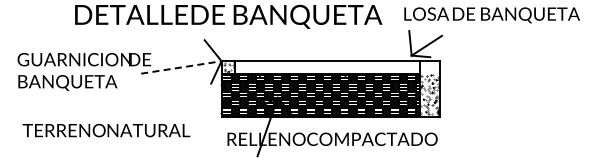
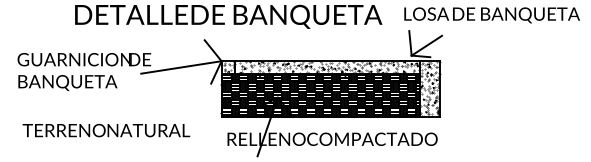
line: dashed -> solid (181, 67)
hatch: none -> present (336, 67)
